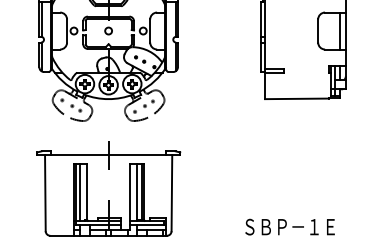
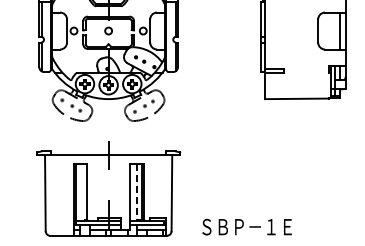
line: present -> none (80, 192)
line: solid -> dashed (136, 193)
text position: (289, 226) -> (246, 226) (246, 226)
